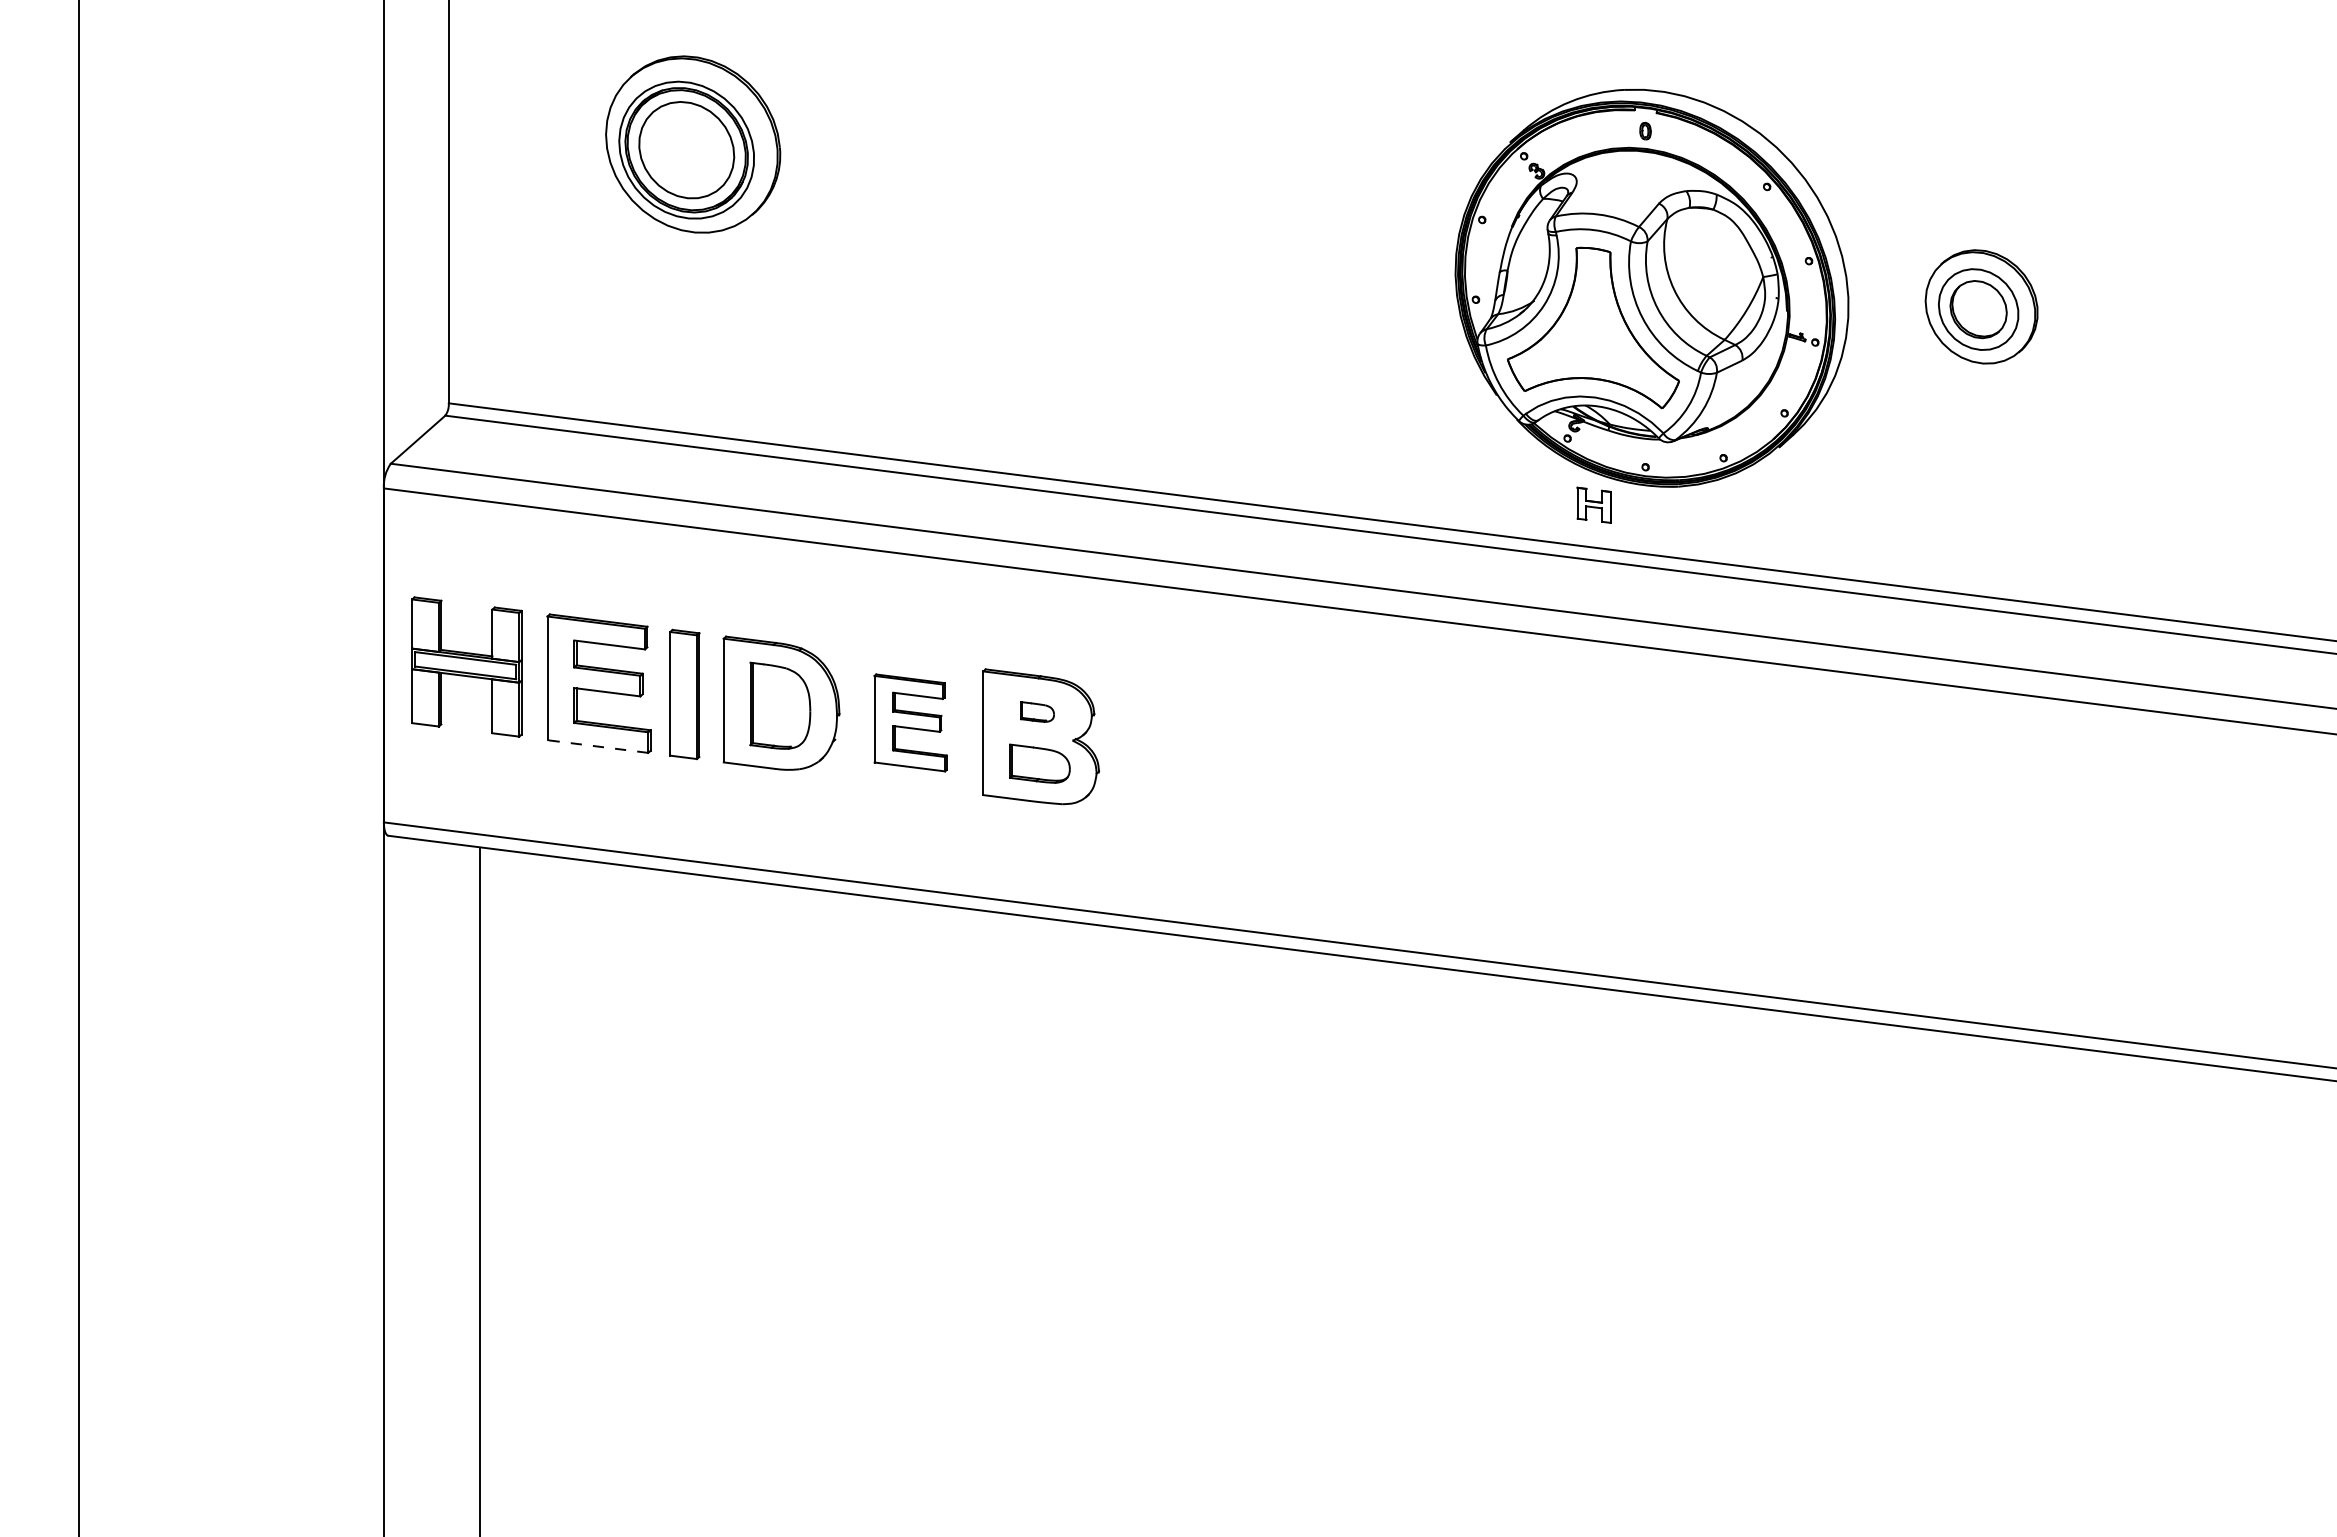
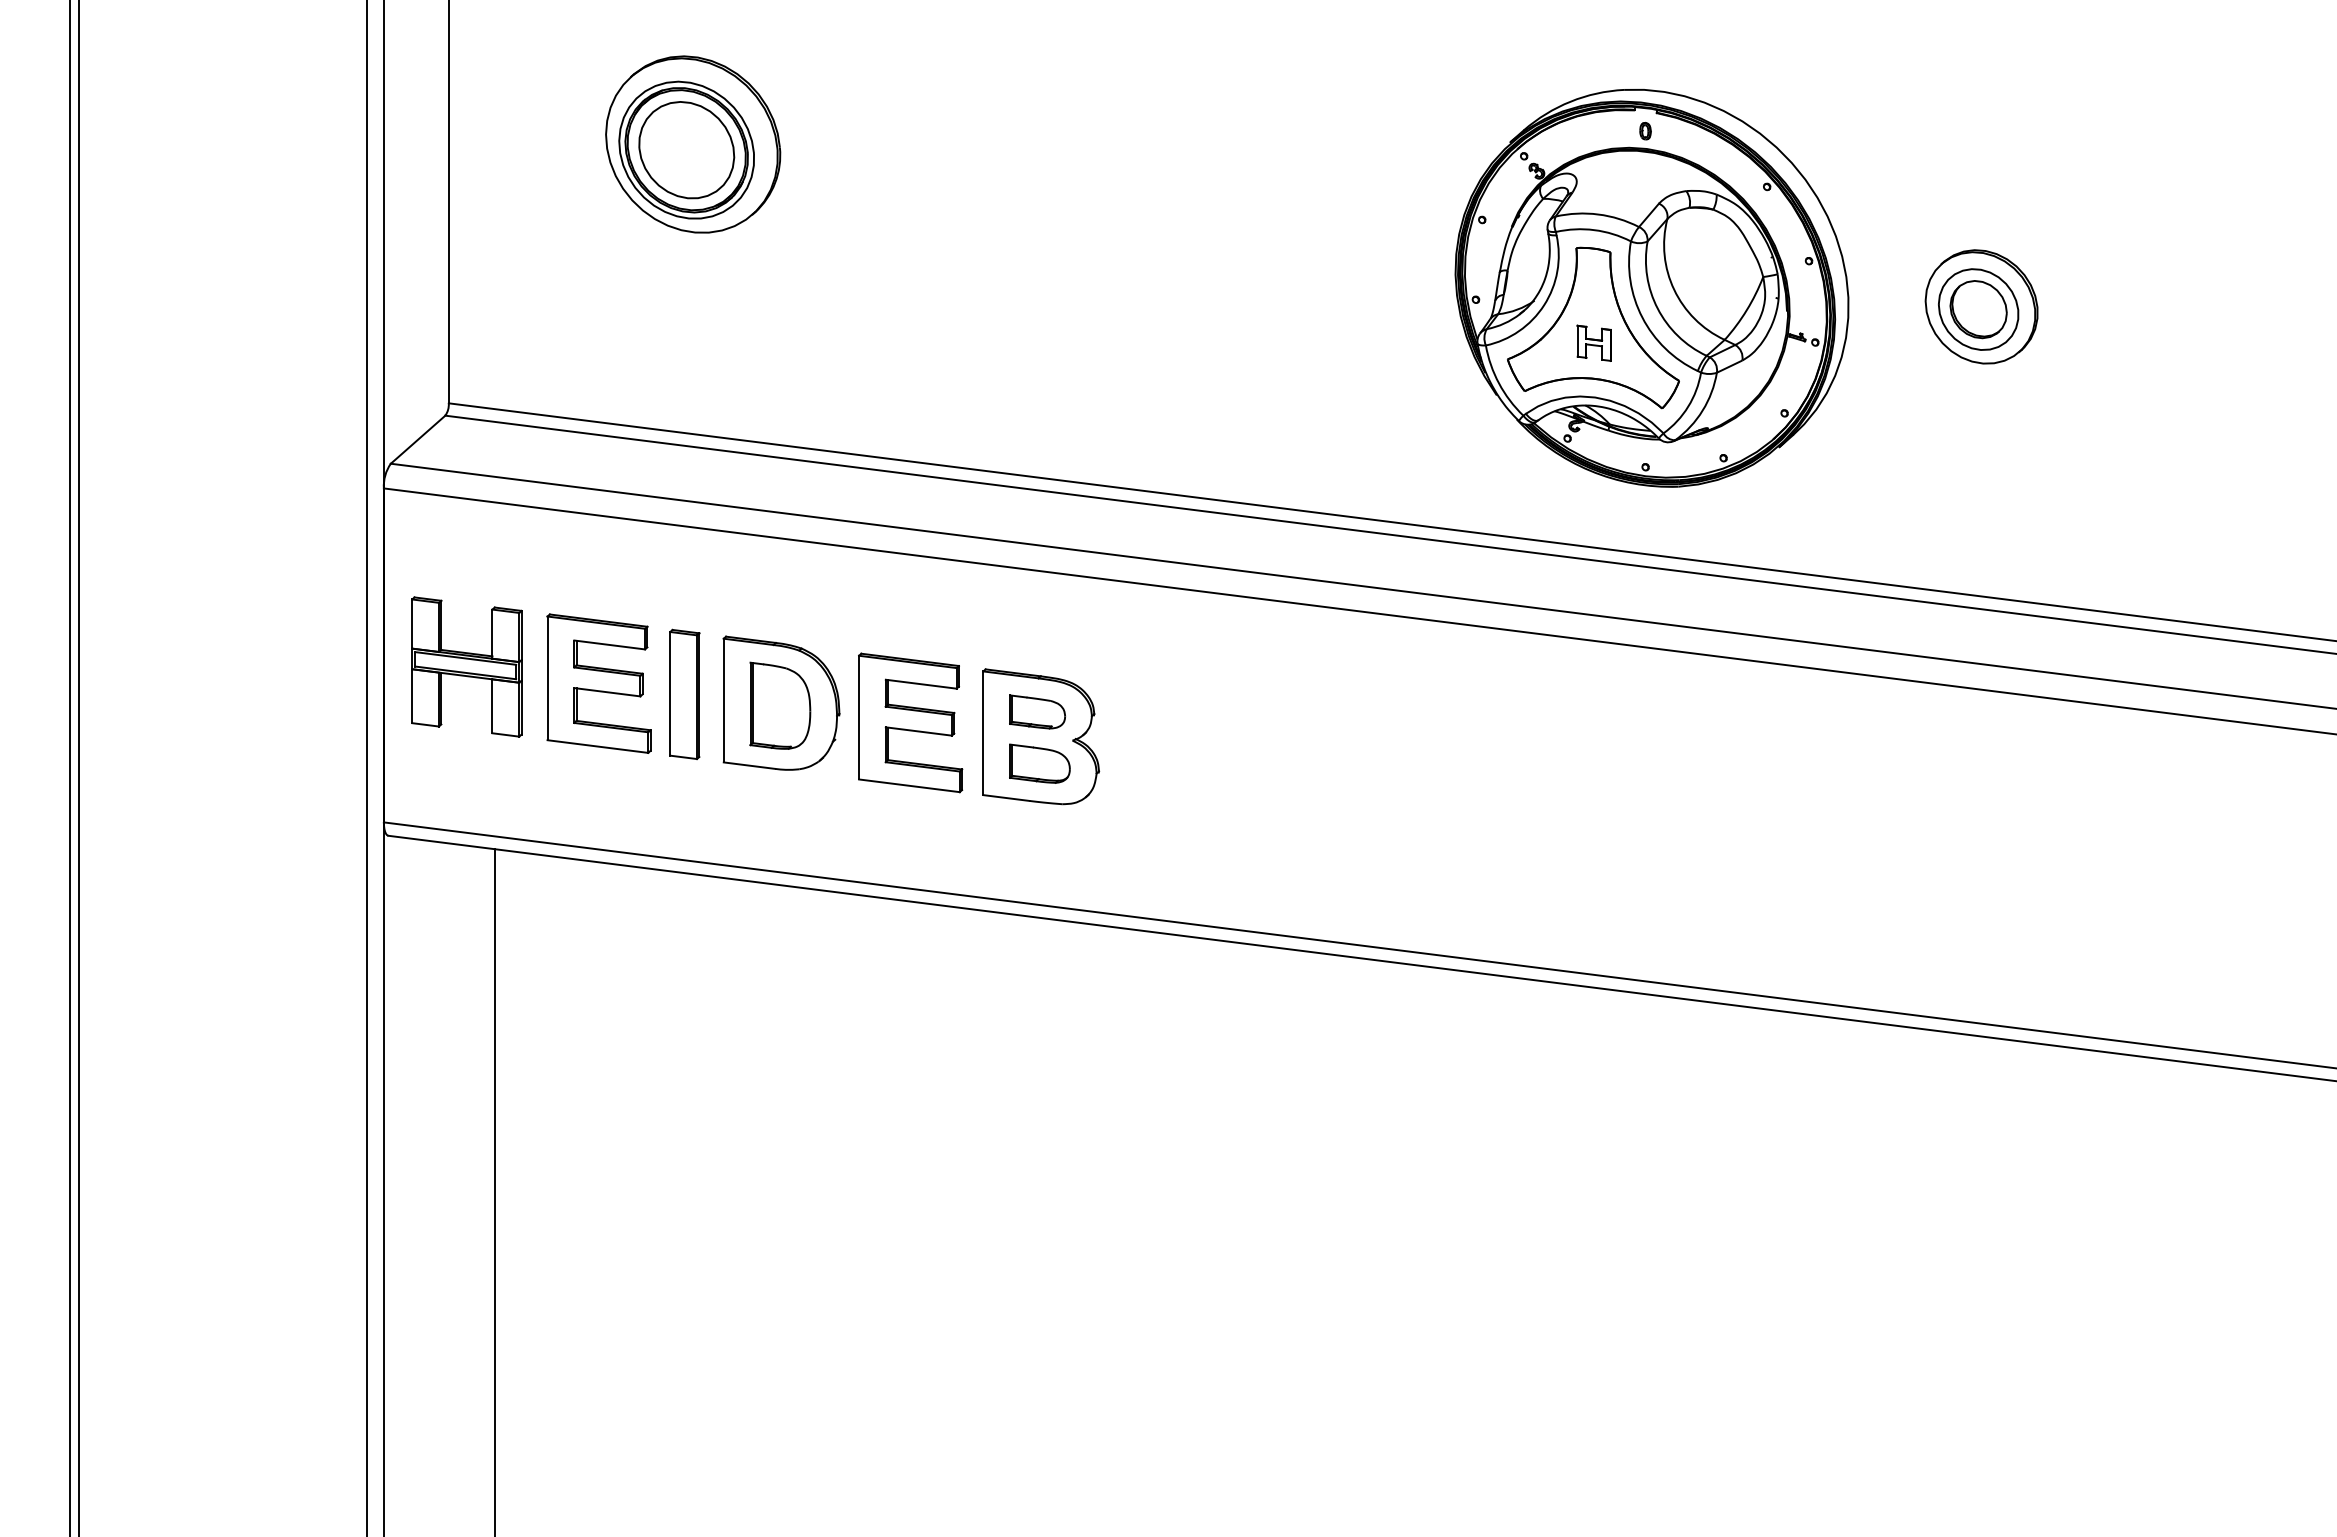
part position: (1593, 504) -> (1593, 342) (1593, 342)
part size: 35x22 px -> 57x36 px (1037, 711)
part size: 75x100 px -> 106x142 px (910, 722)
line: dashed -> solid (597, 746)
line: none -> present (70, 767)
line: none -> present (366, 767)
line position: (480, 1191) -> (495, 1191) (495, 1191)
